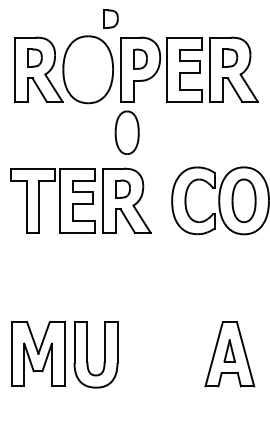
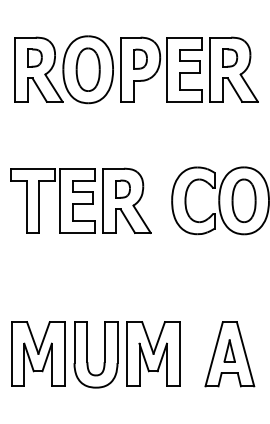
part: present -> none (110, 18)
part position: (126, 132) -> (87, 69) (87, 69)
part: none -> present (153, 353)
